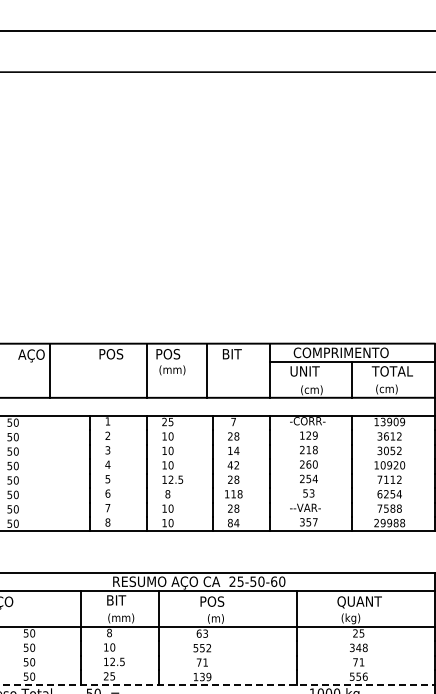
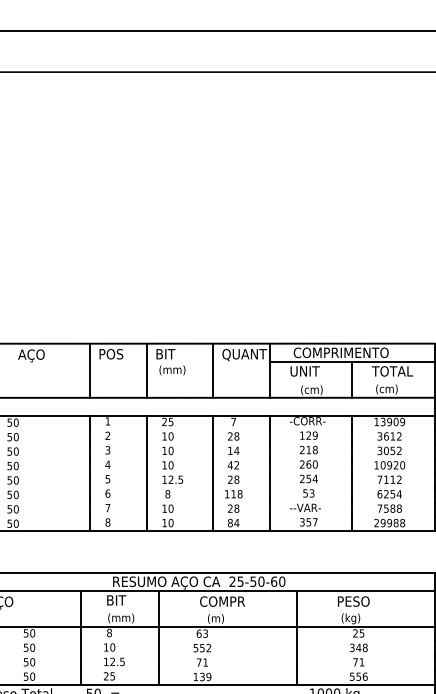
text: POS -> BIT (168, 354)
text: BIT -> QUANT (244, 355)
line position: (49, 370) -> (89, 370) (89, 370)
line position: (206, 370) -> (212, 370) (212, 370)
text: POS -> COMPR (222, 601)
text: QUANT -> PESO (359, 602)
line: dashed -> solid (217, 684)
